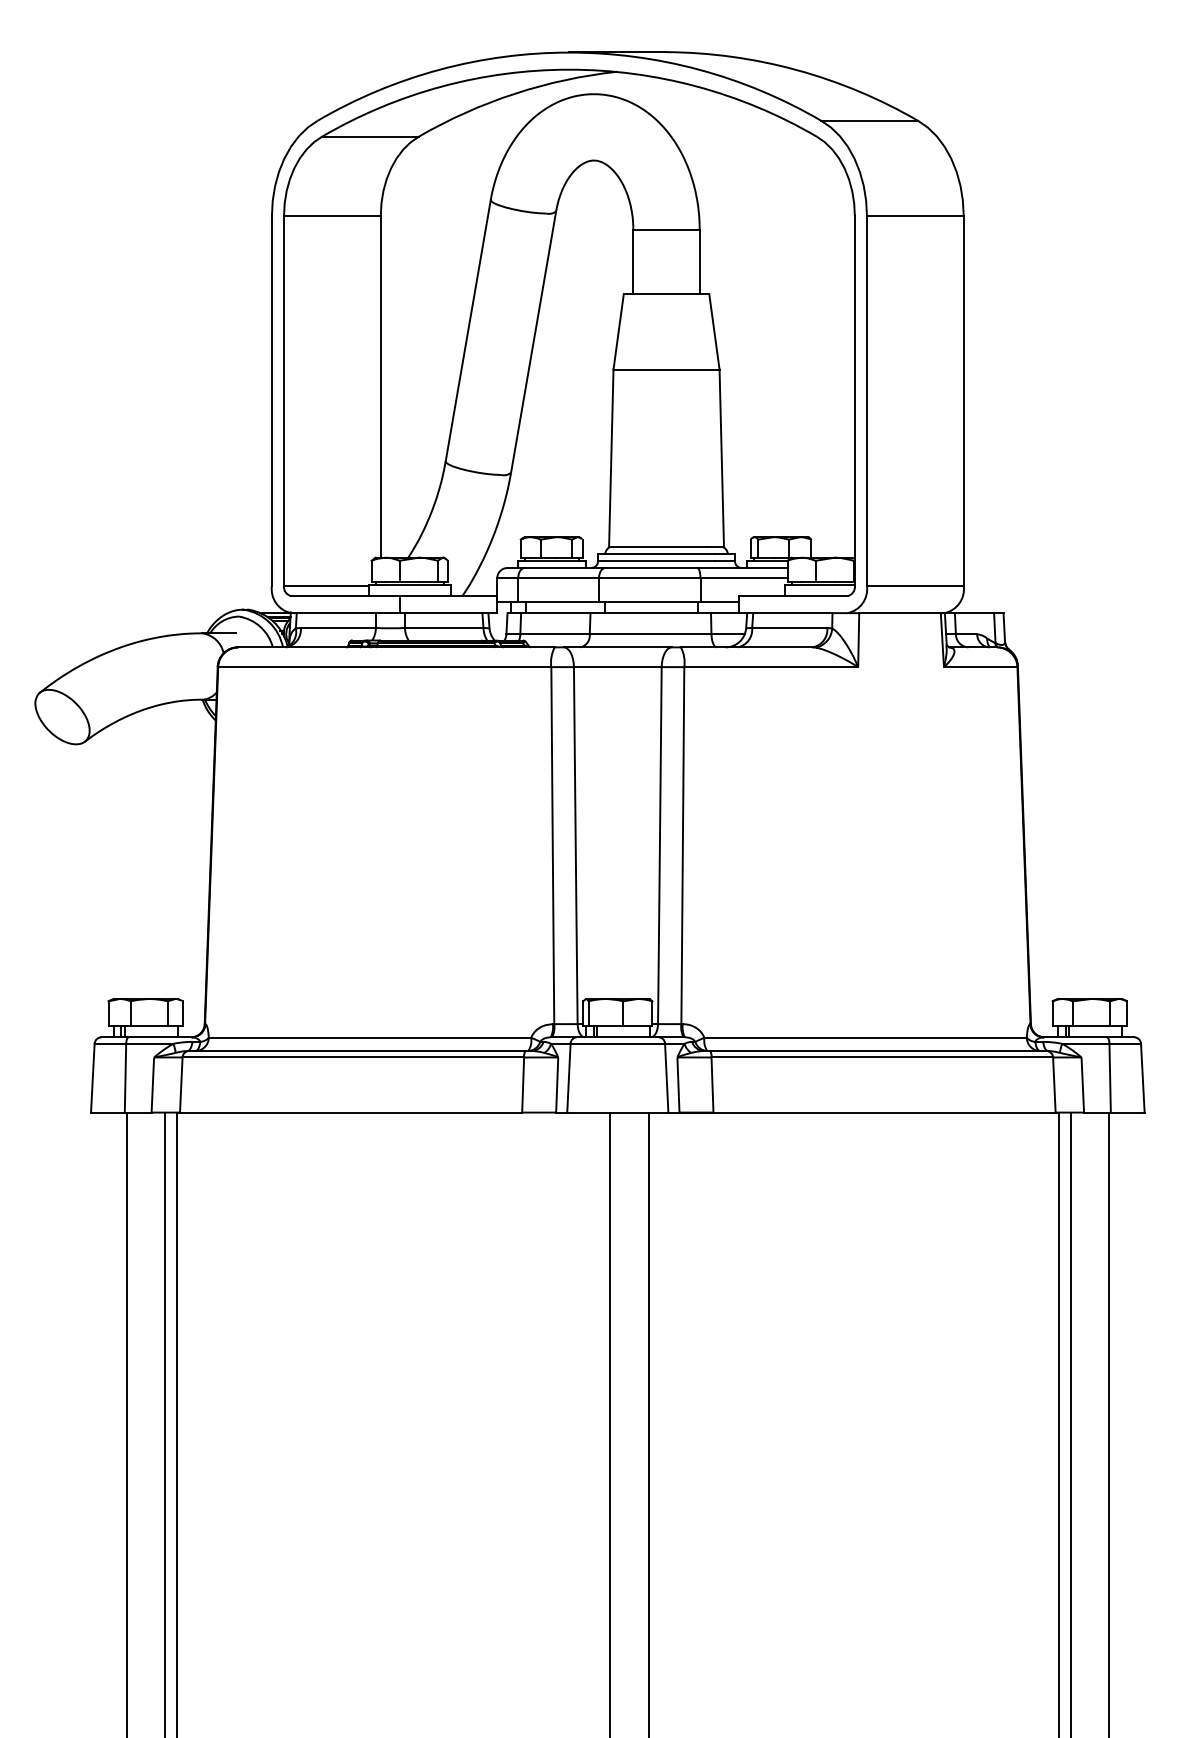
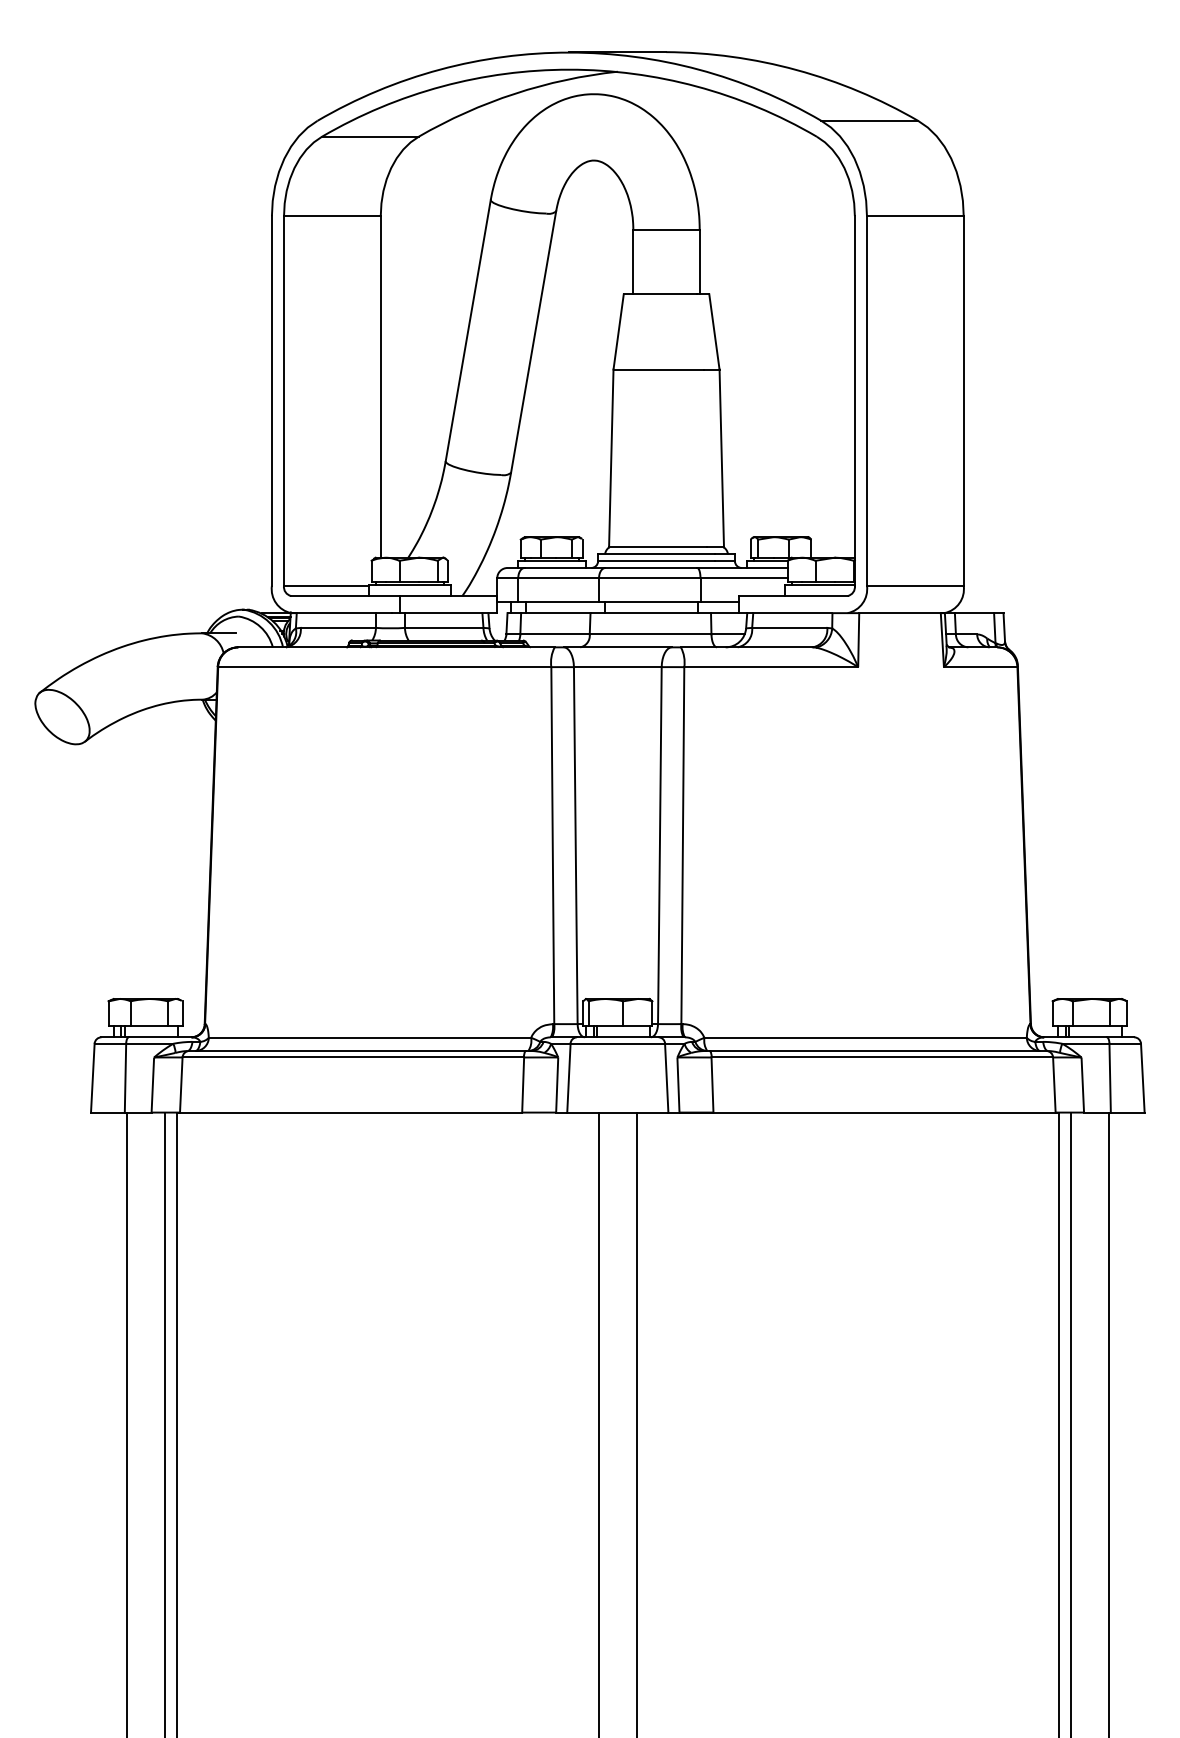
line position: (609, 1423) -> (598, 1423) (598, 1423)
line position: (648, 1423) -> (636, 1423) (636, 1423)
